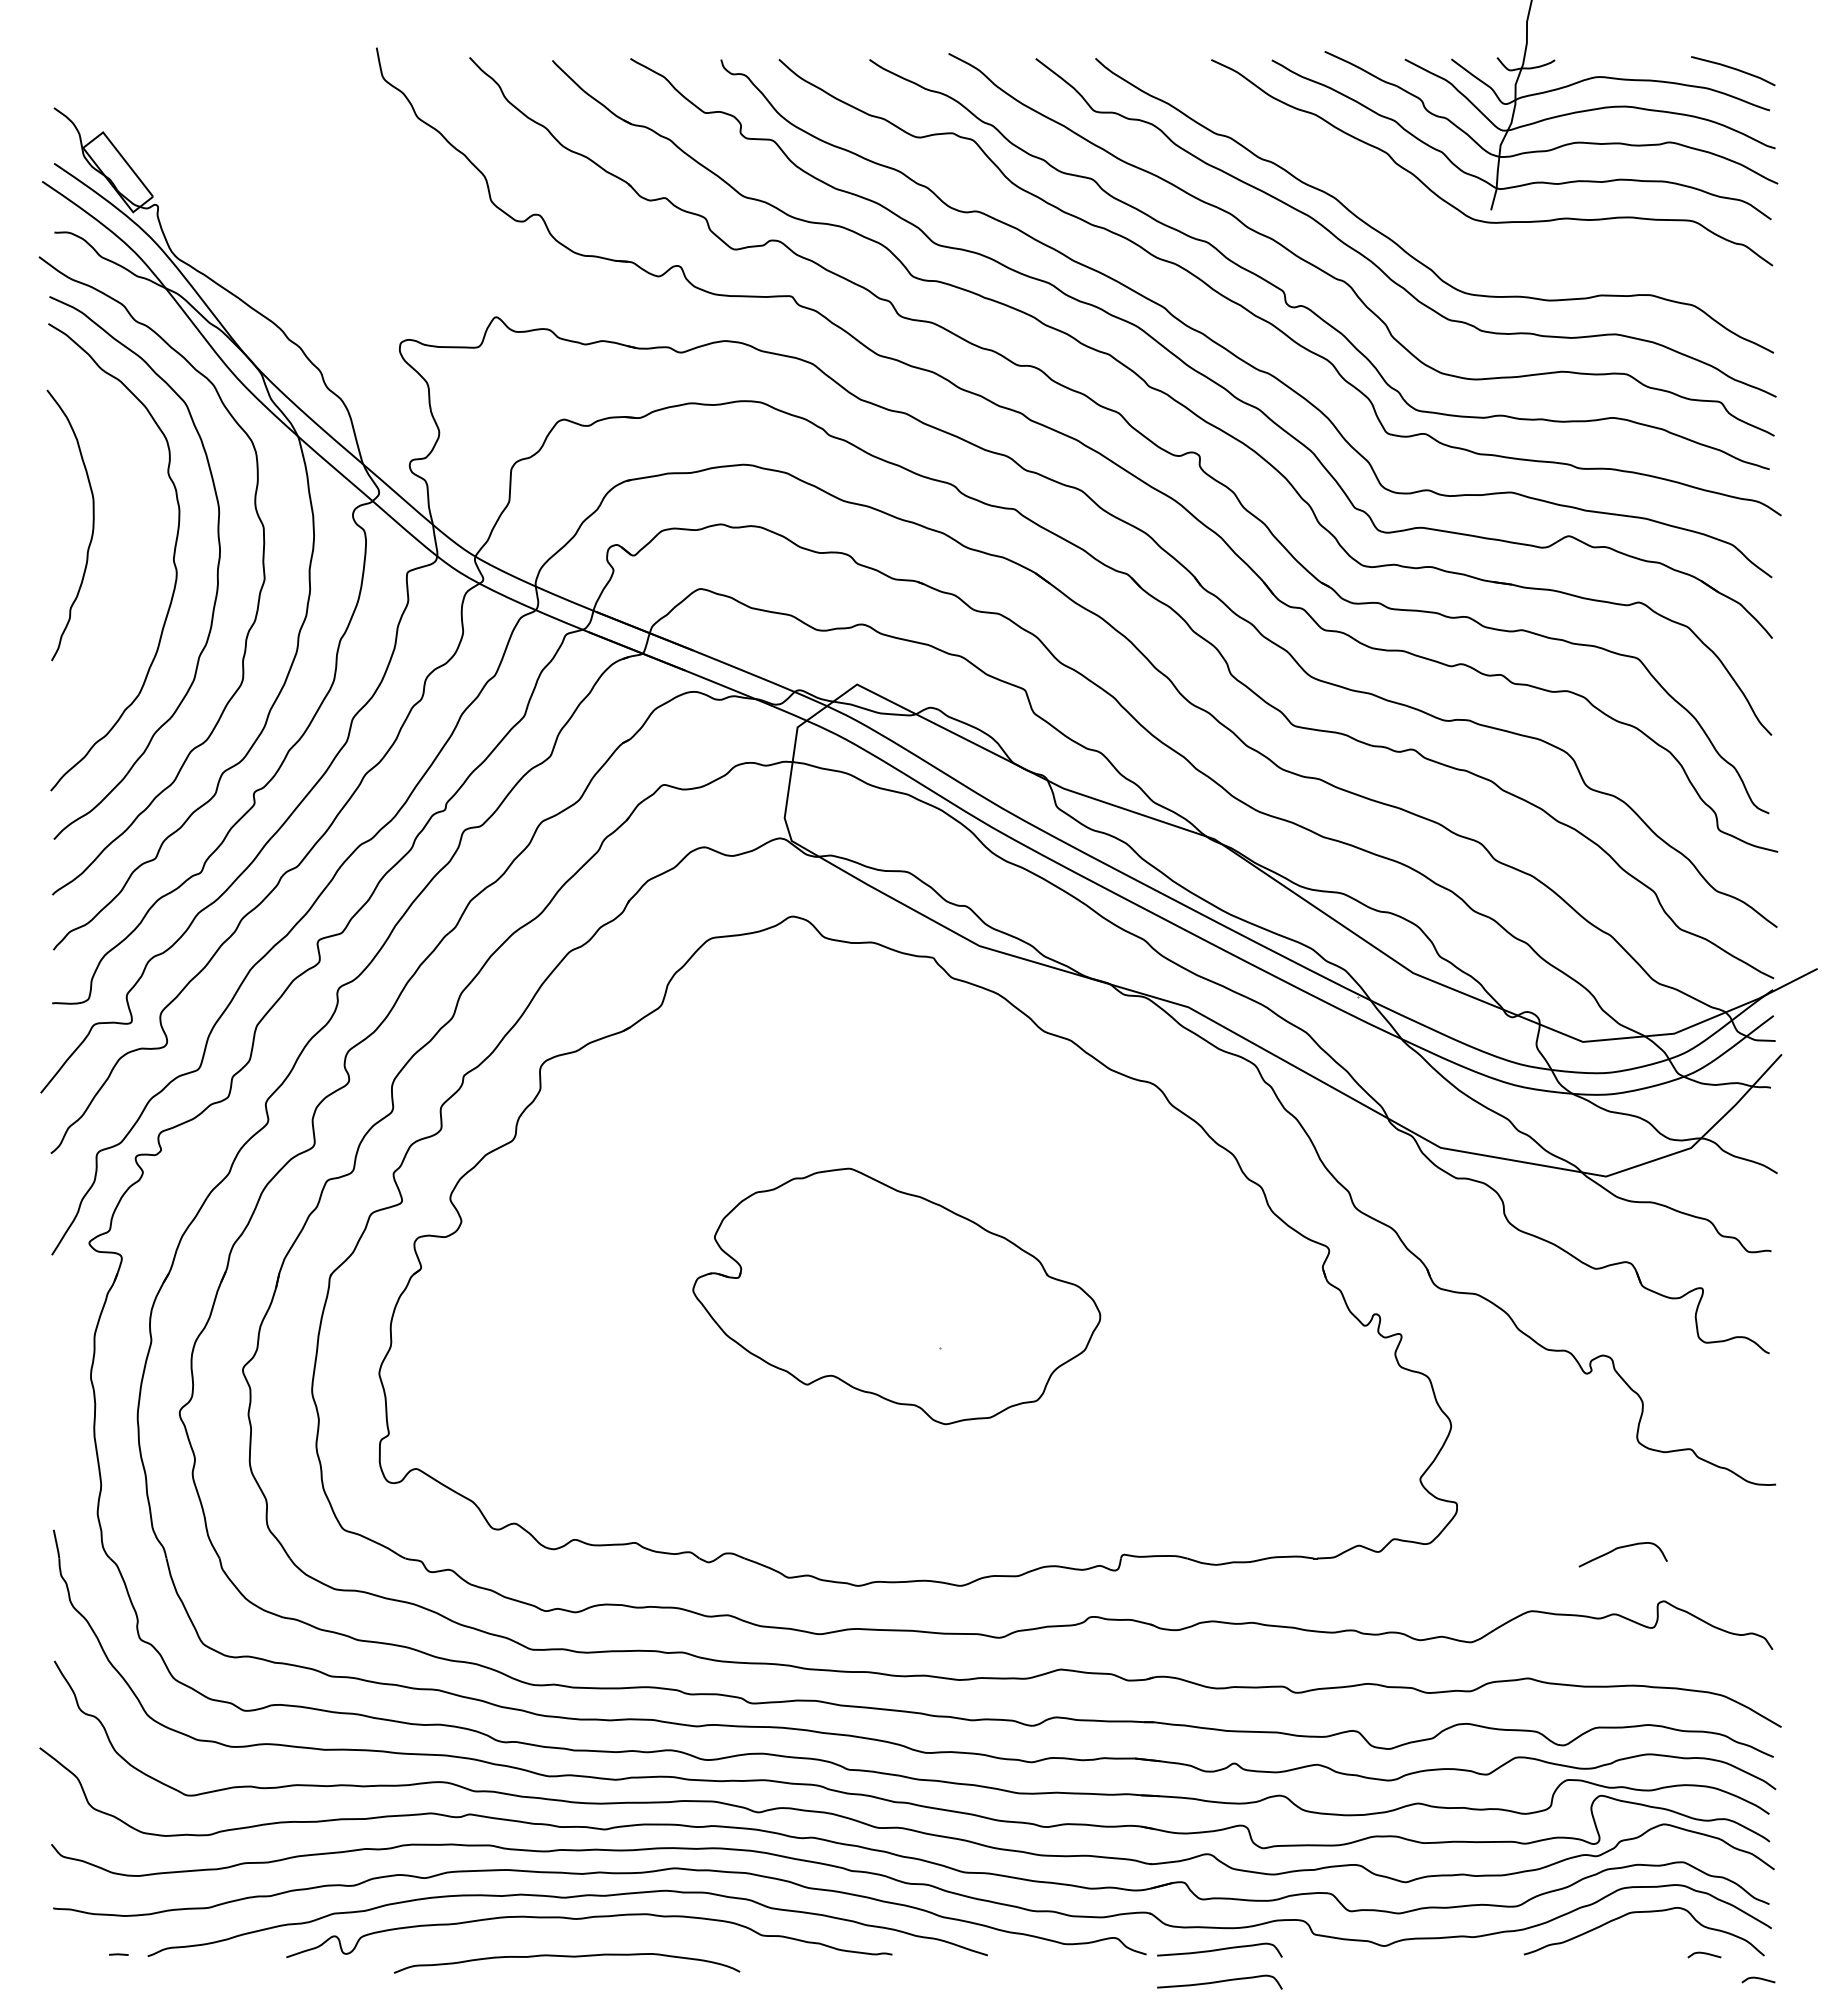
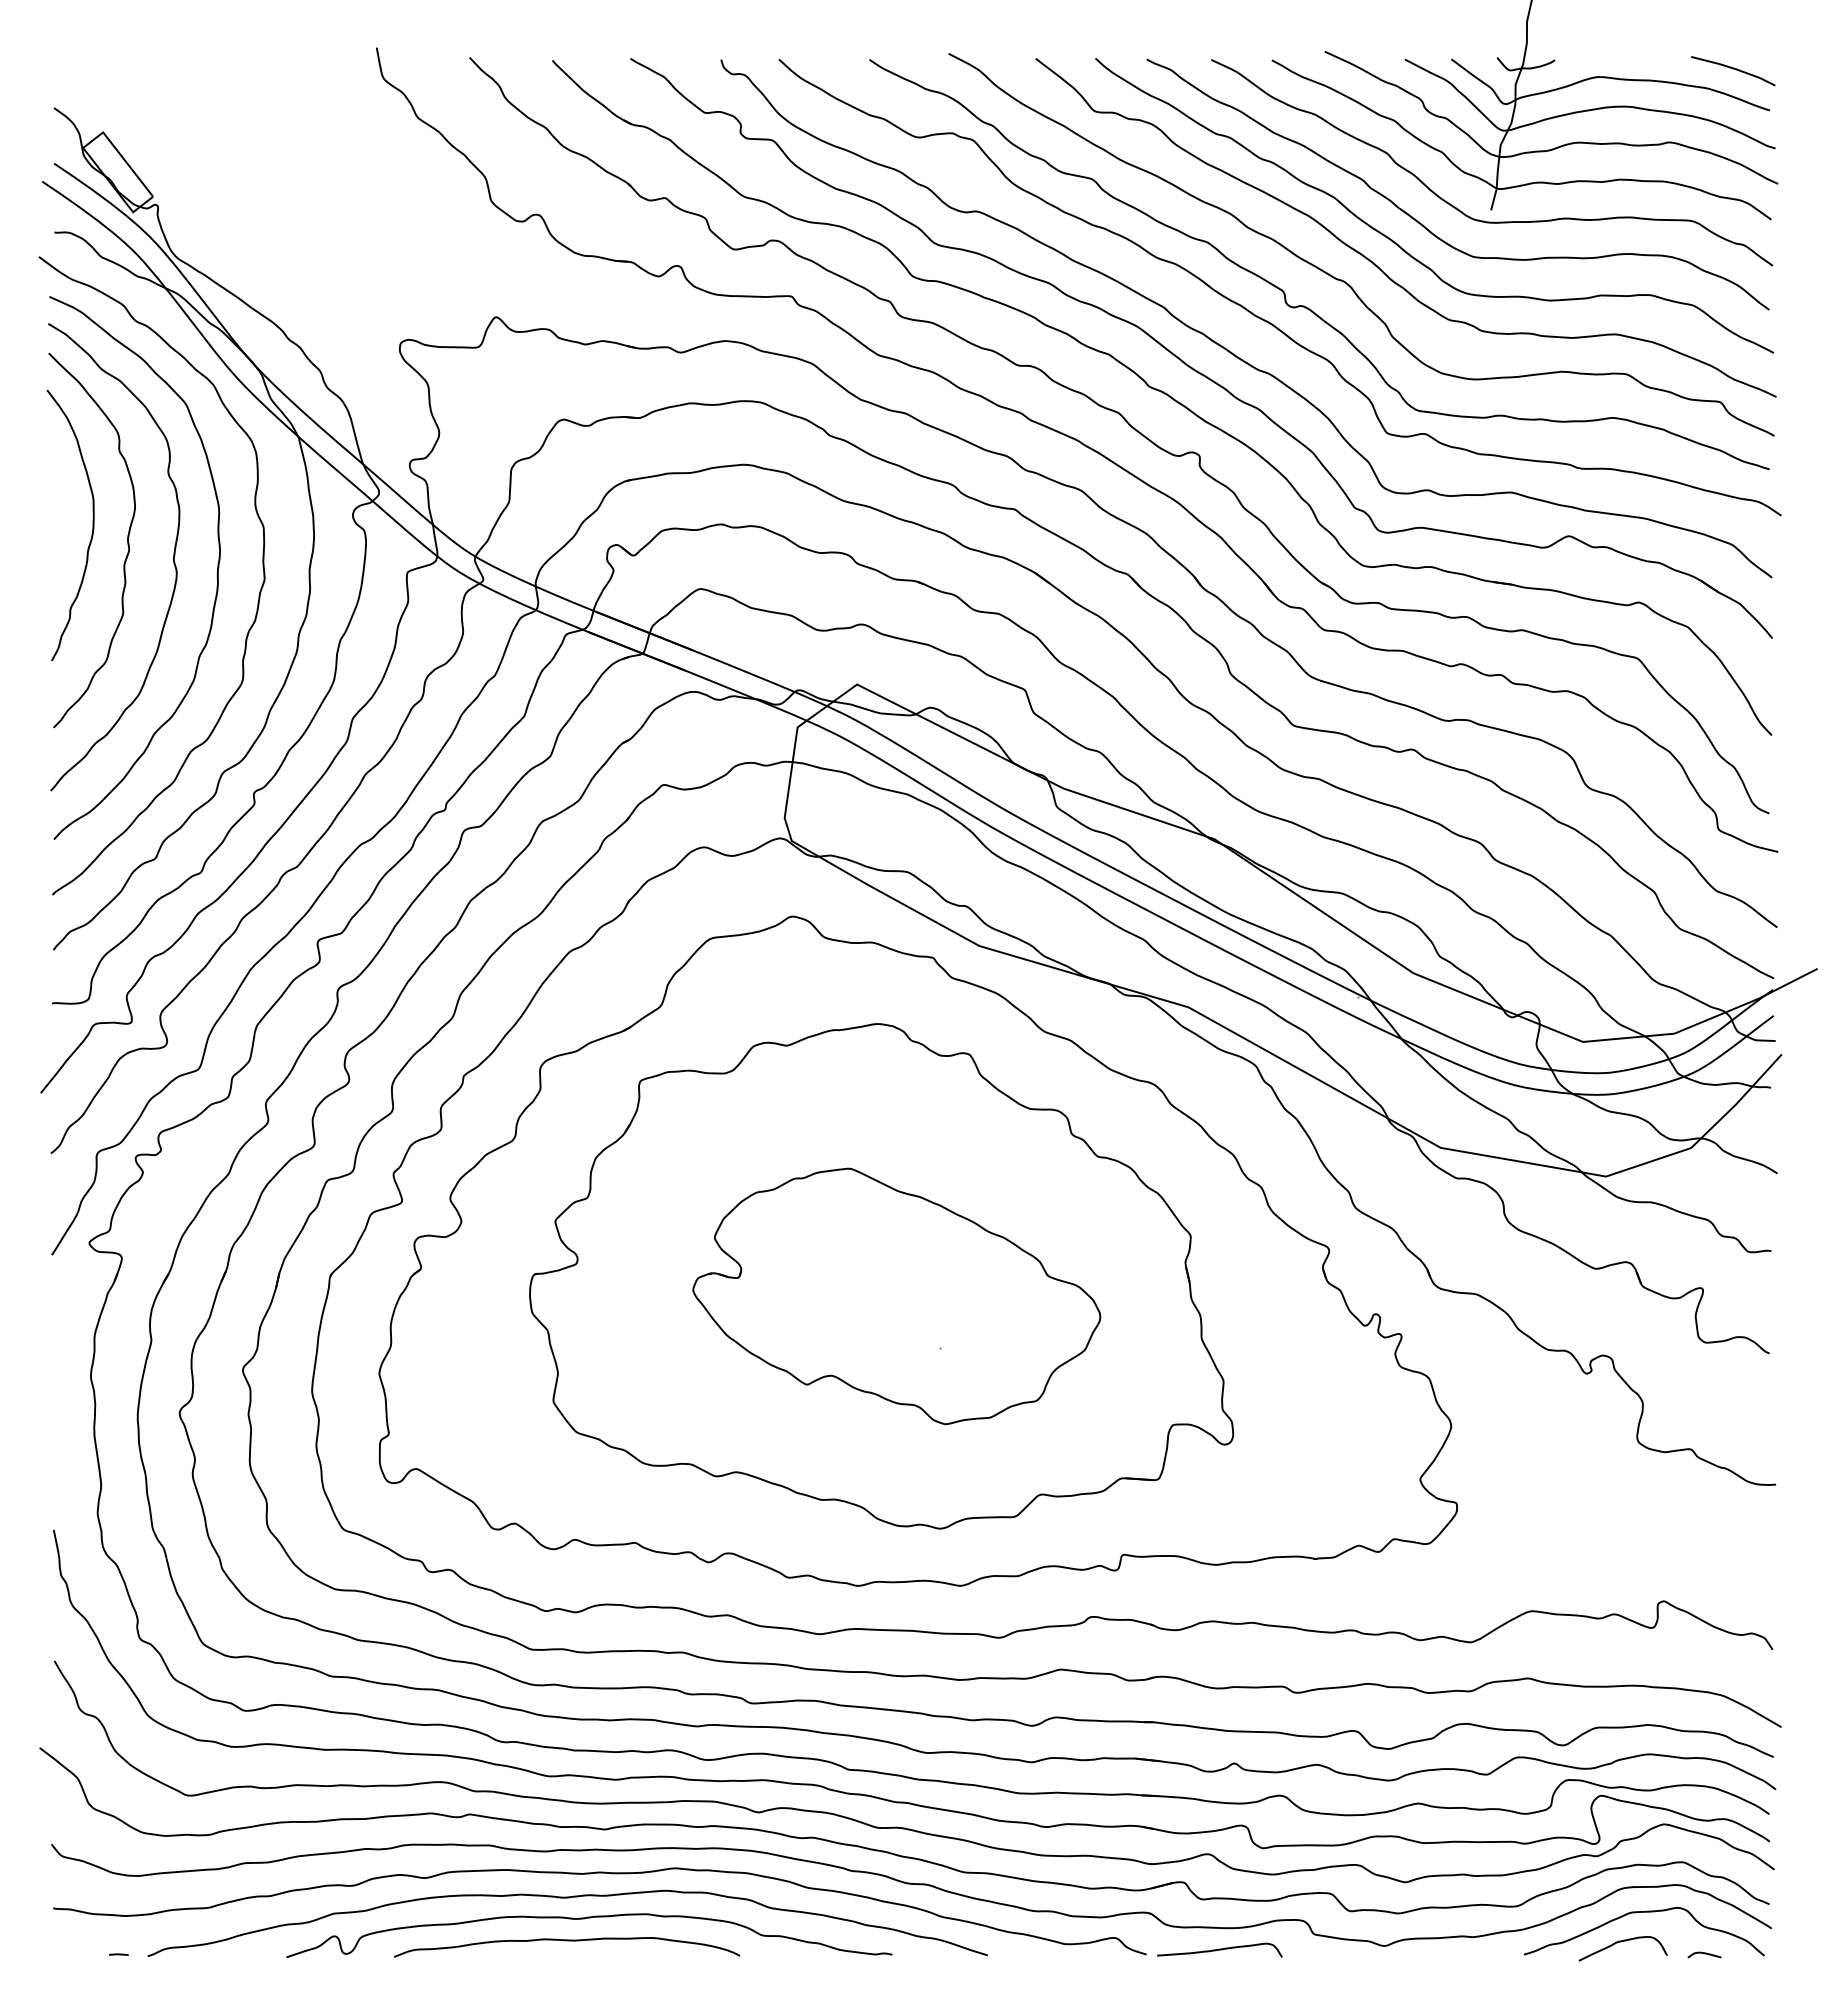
curve: none -> present (1423, 224)
curve: none -> present (127, 540)
part: none -> present (881, 1276)
curve position: (1621, 1548) -> (1621, 1942) (1621, 1942)
curve position: (566, 1957) -> (566, 1941) (566, 1941)
curve: present -> none (1758, 1979)
curve: present -> none (1219, 1981)
